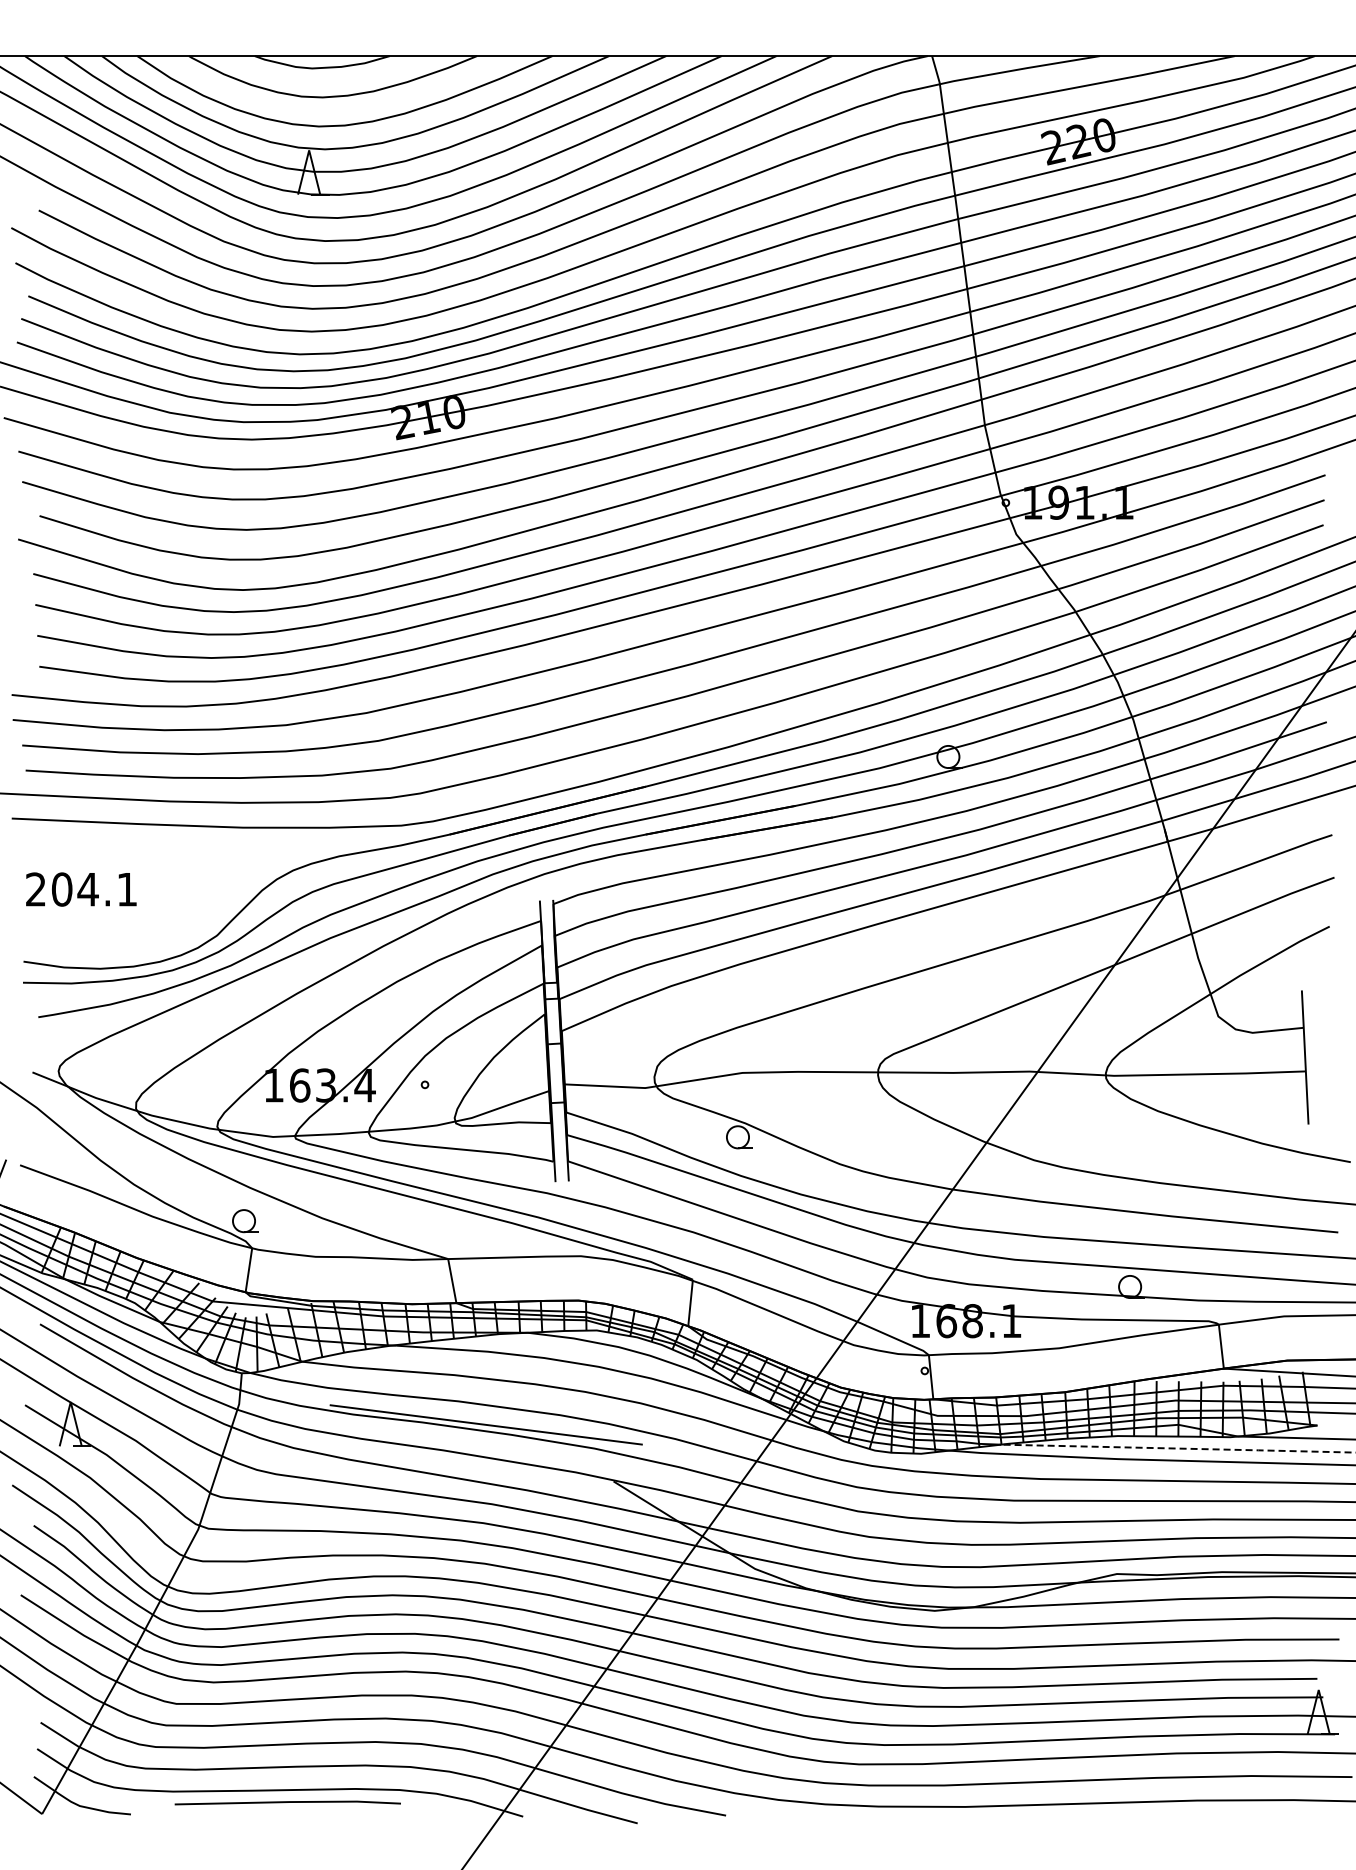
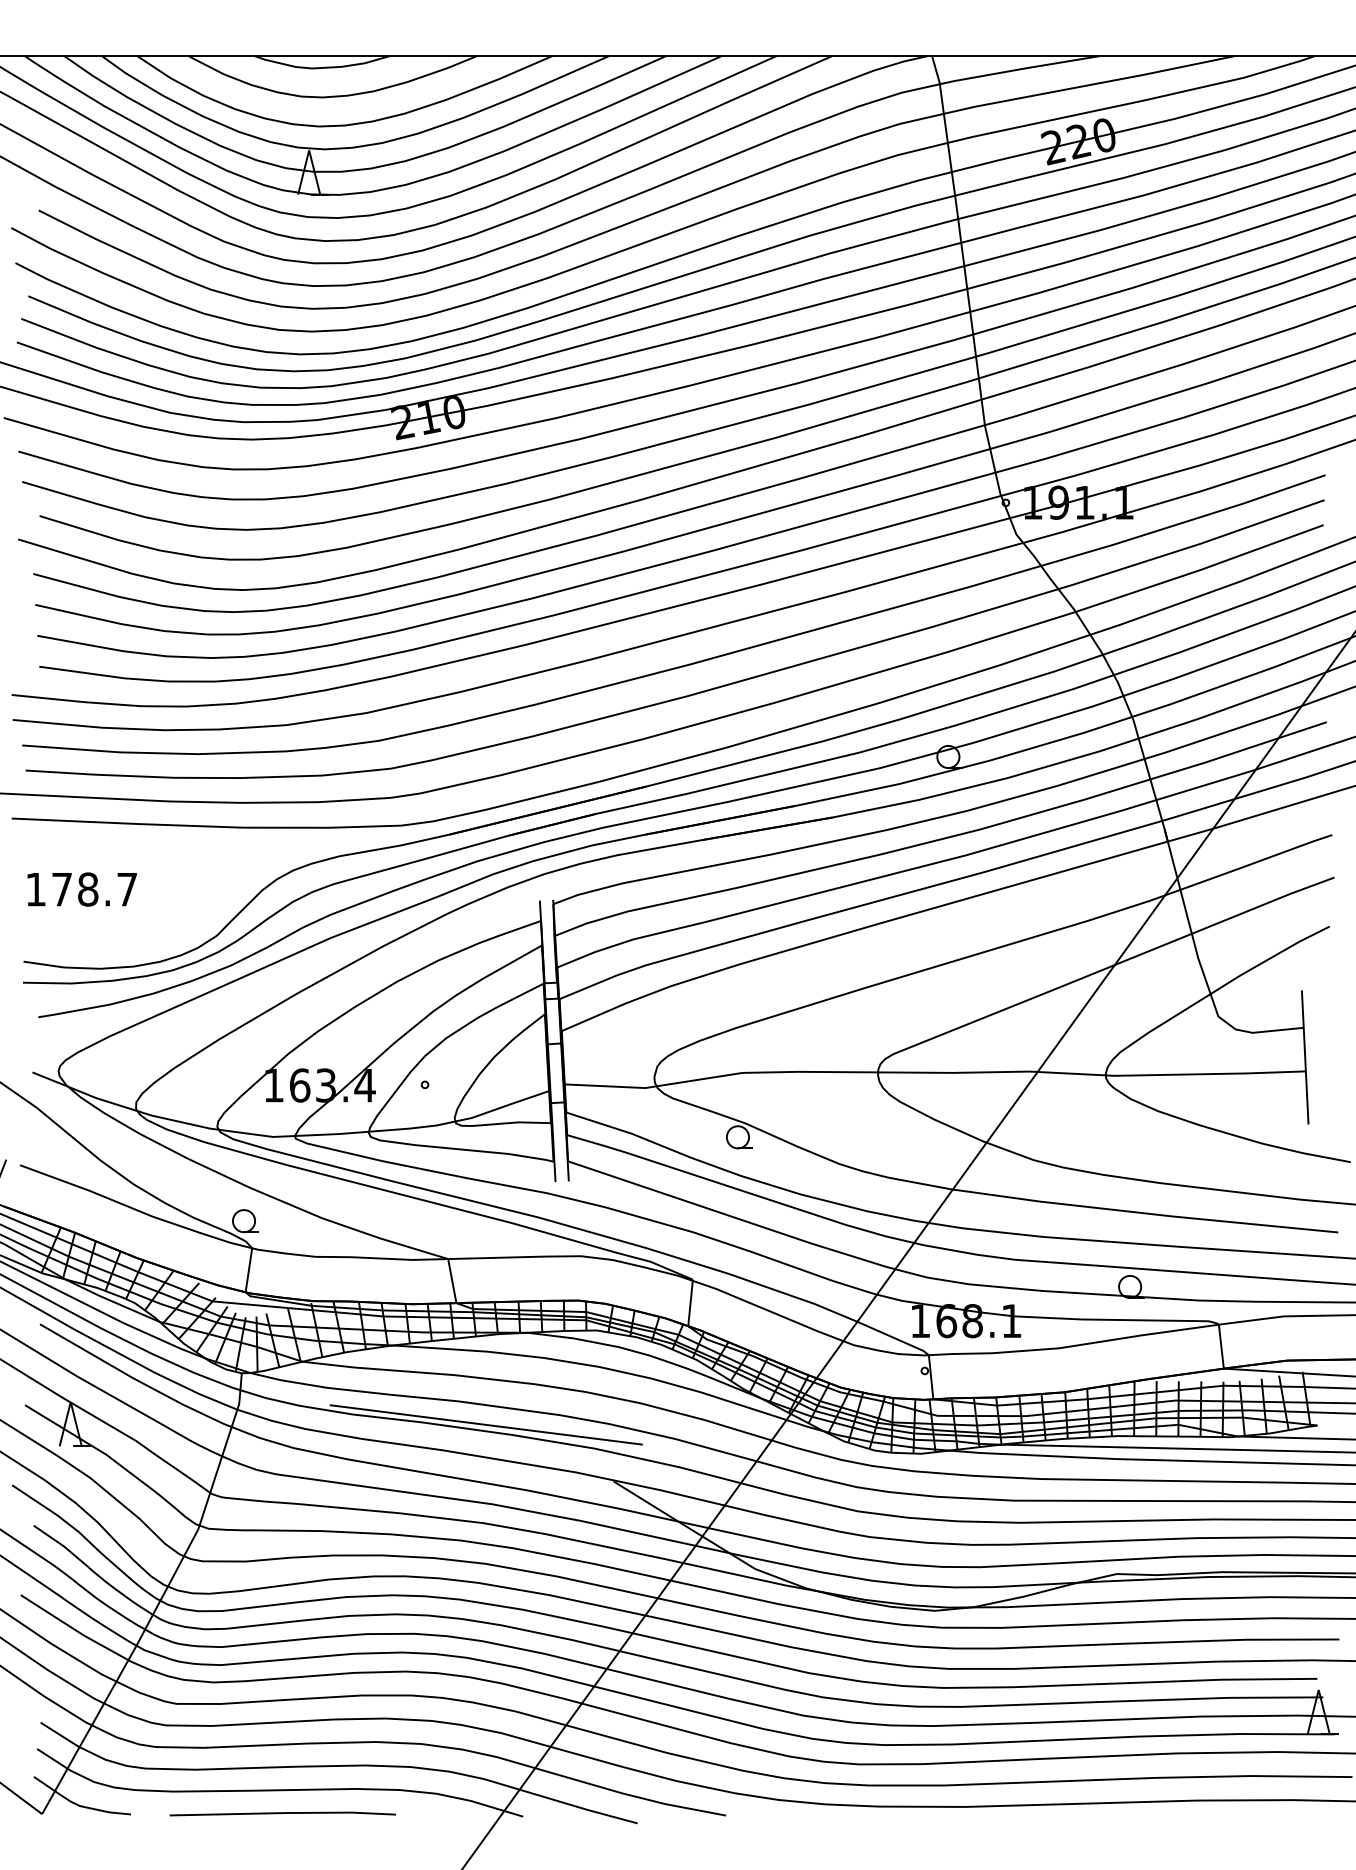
text: 204.1 -> 178.7 (81, 889)
line: dashed -> solid (1178, 1448)
line position: (287, 1802) -> (282, 1813) (282, 1813)
